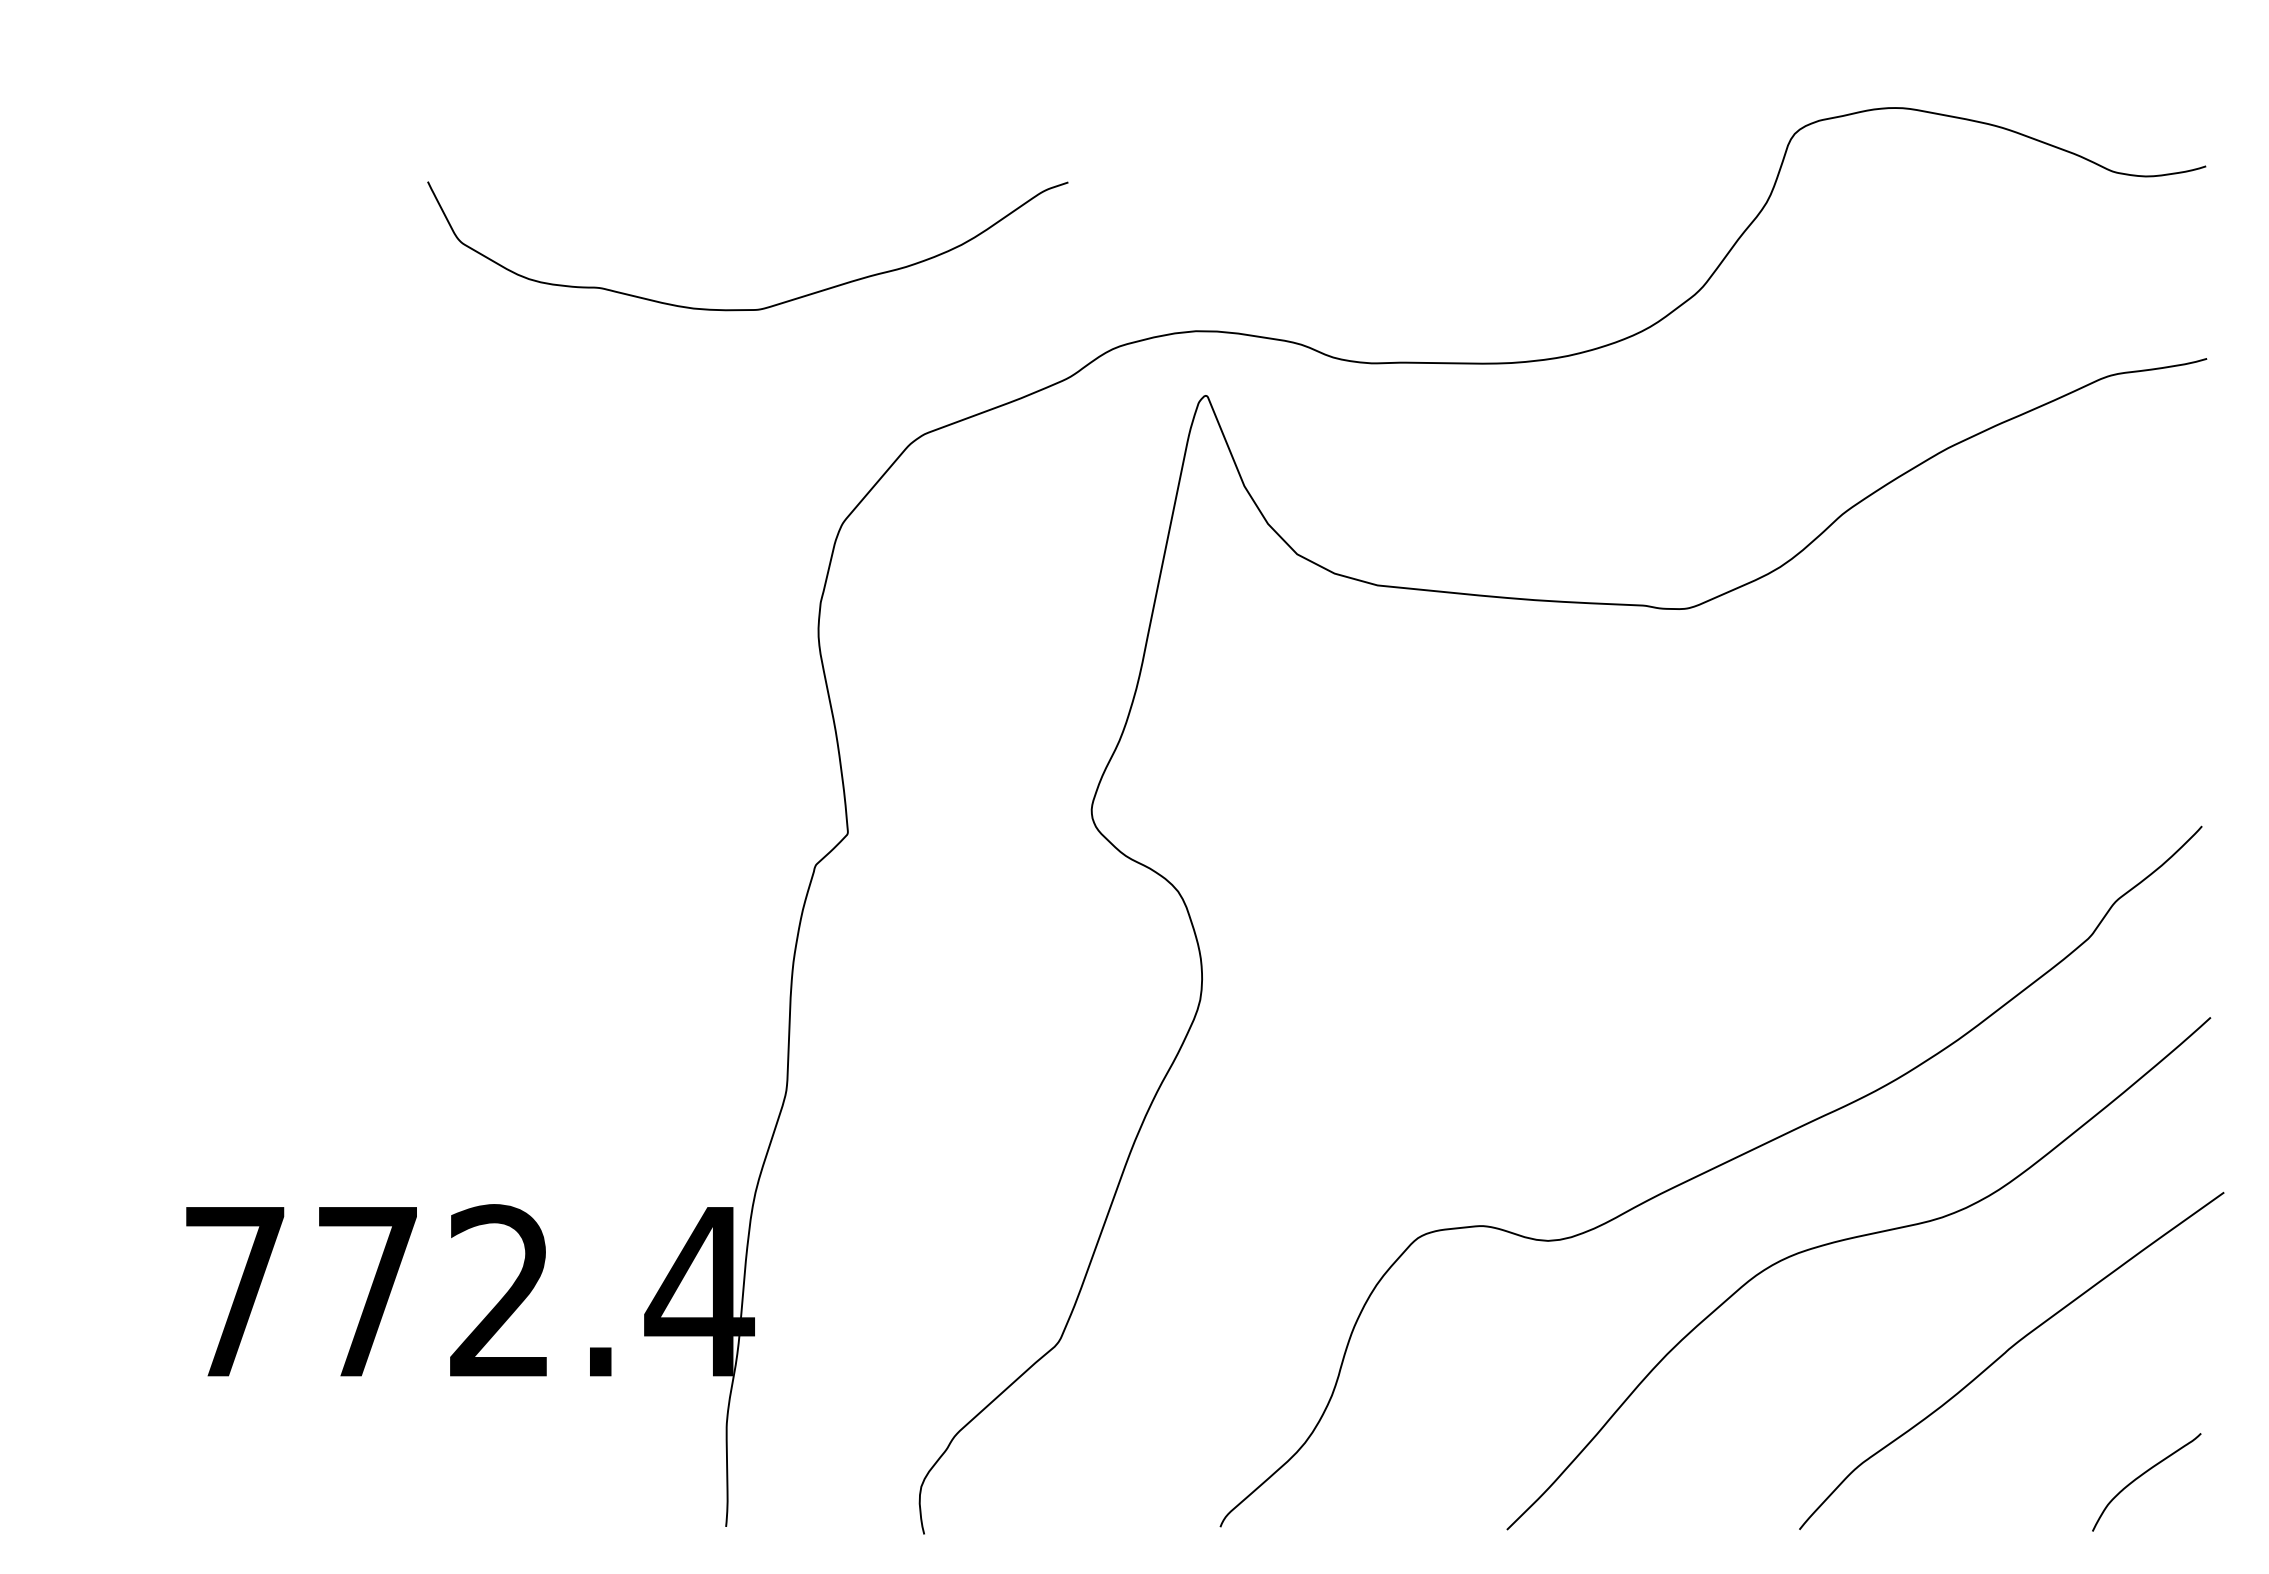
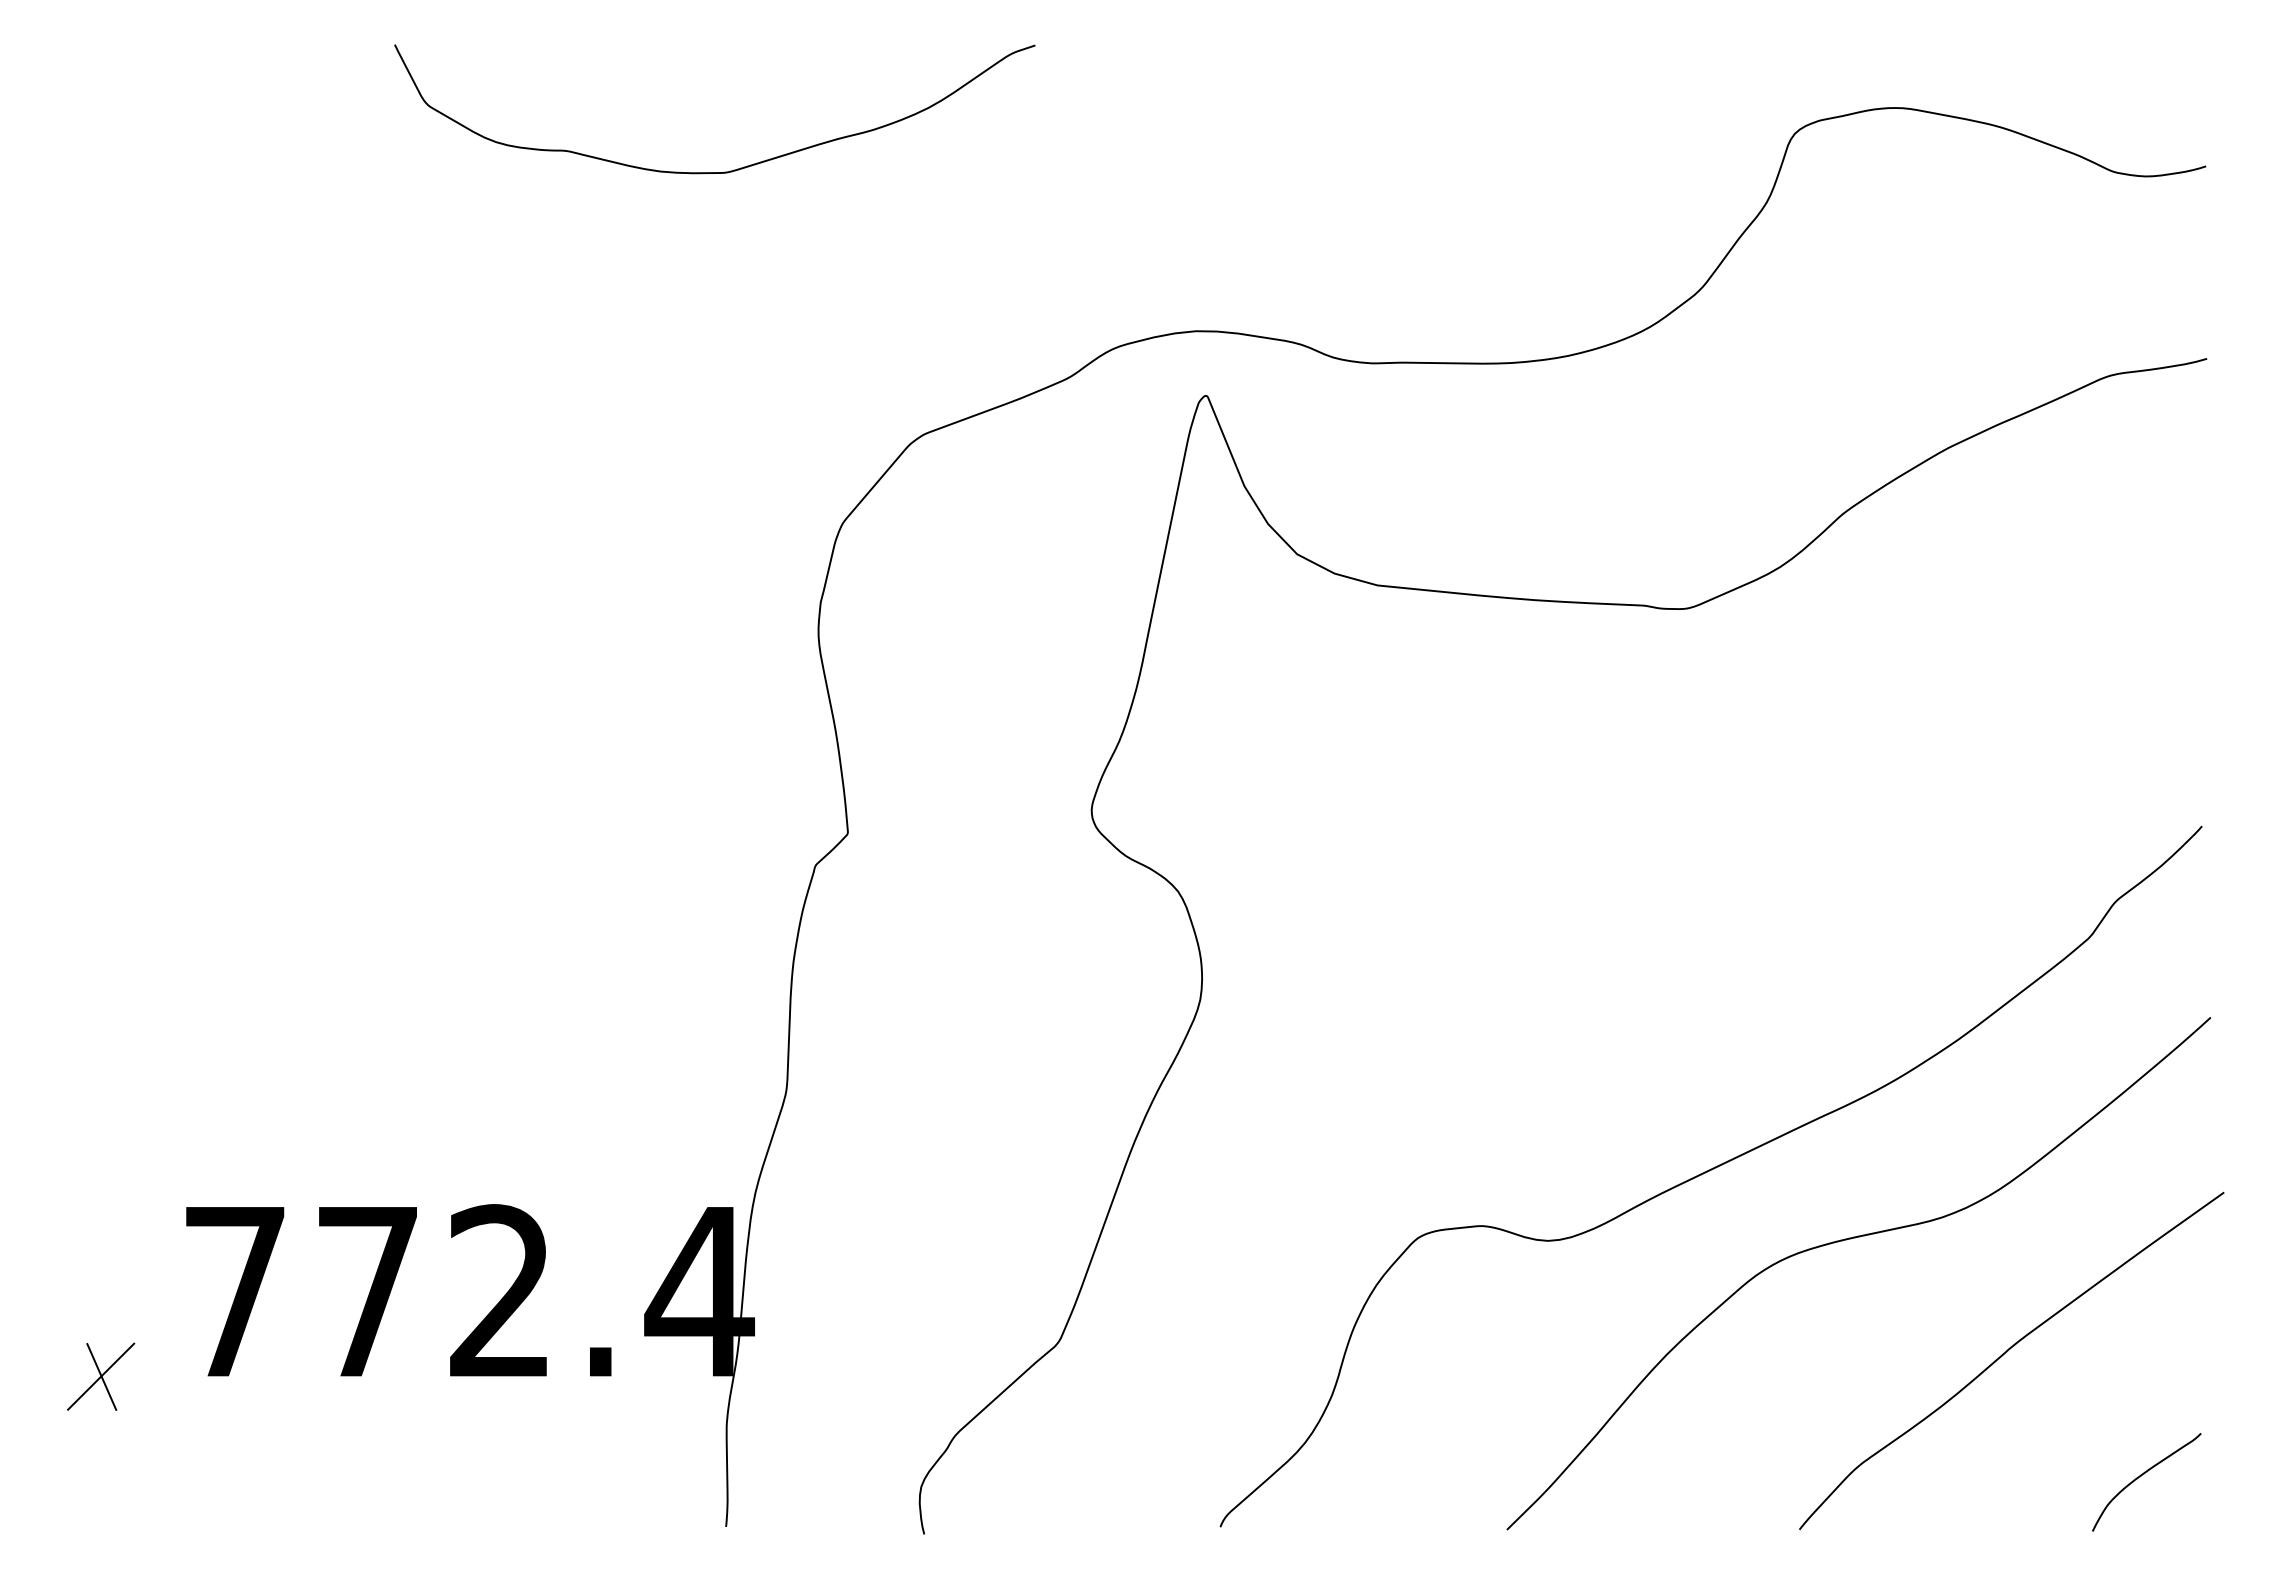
curve position: (757, 308) -> (724, 171) (724, 171)
part: none -> present (101, 1376)
